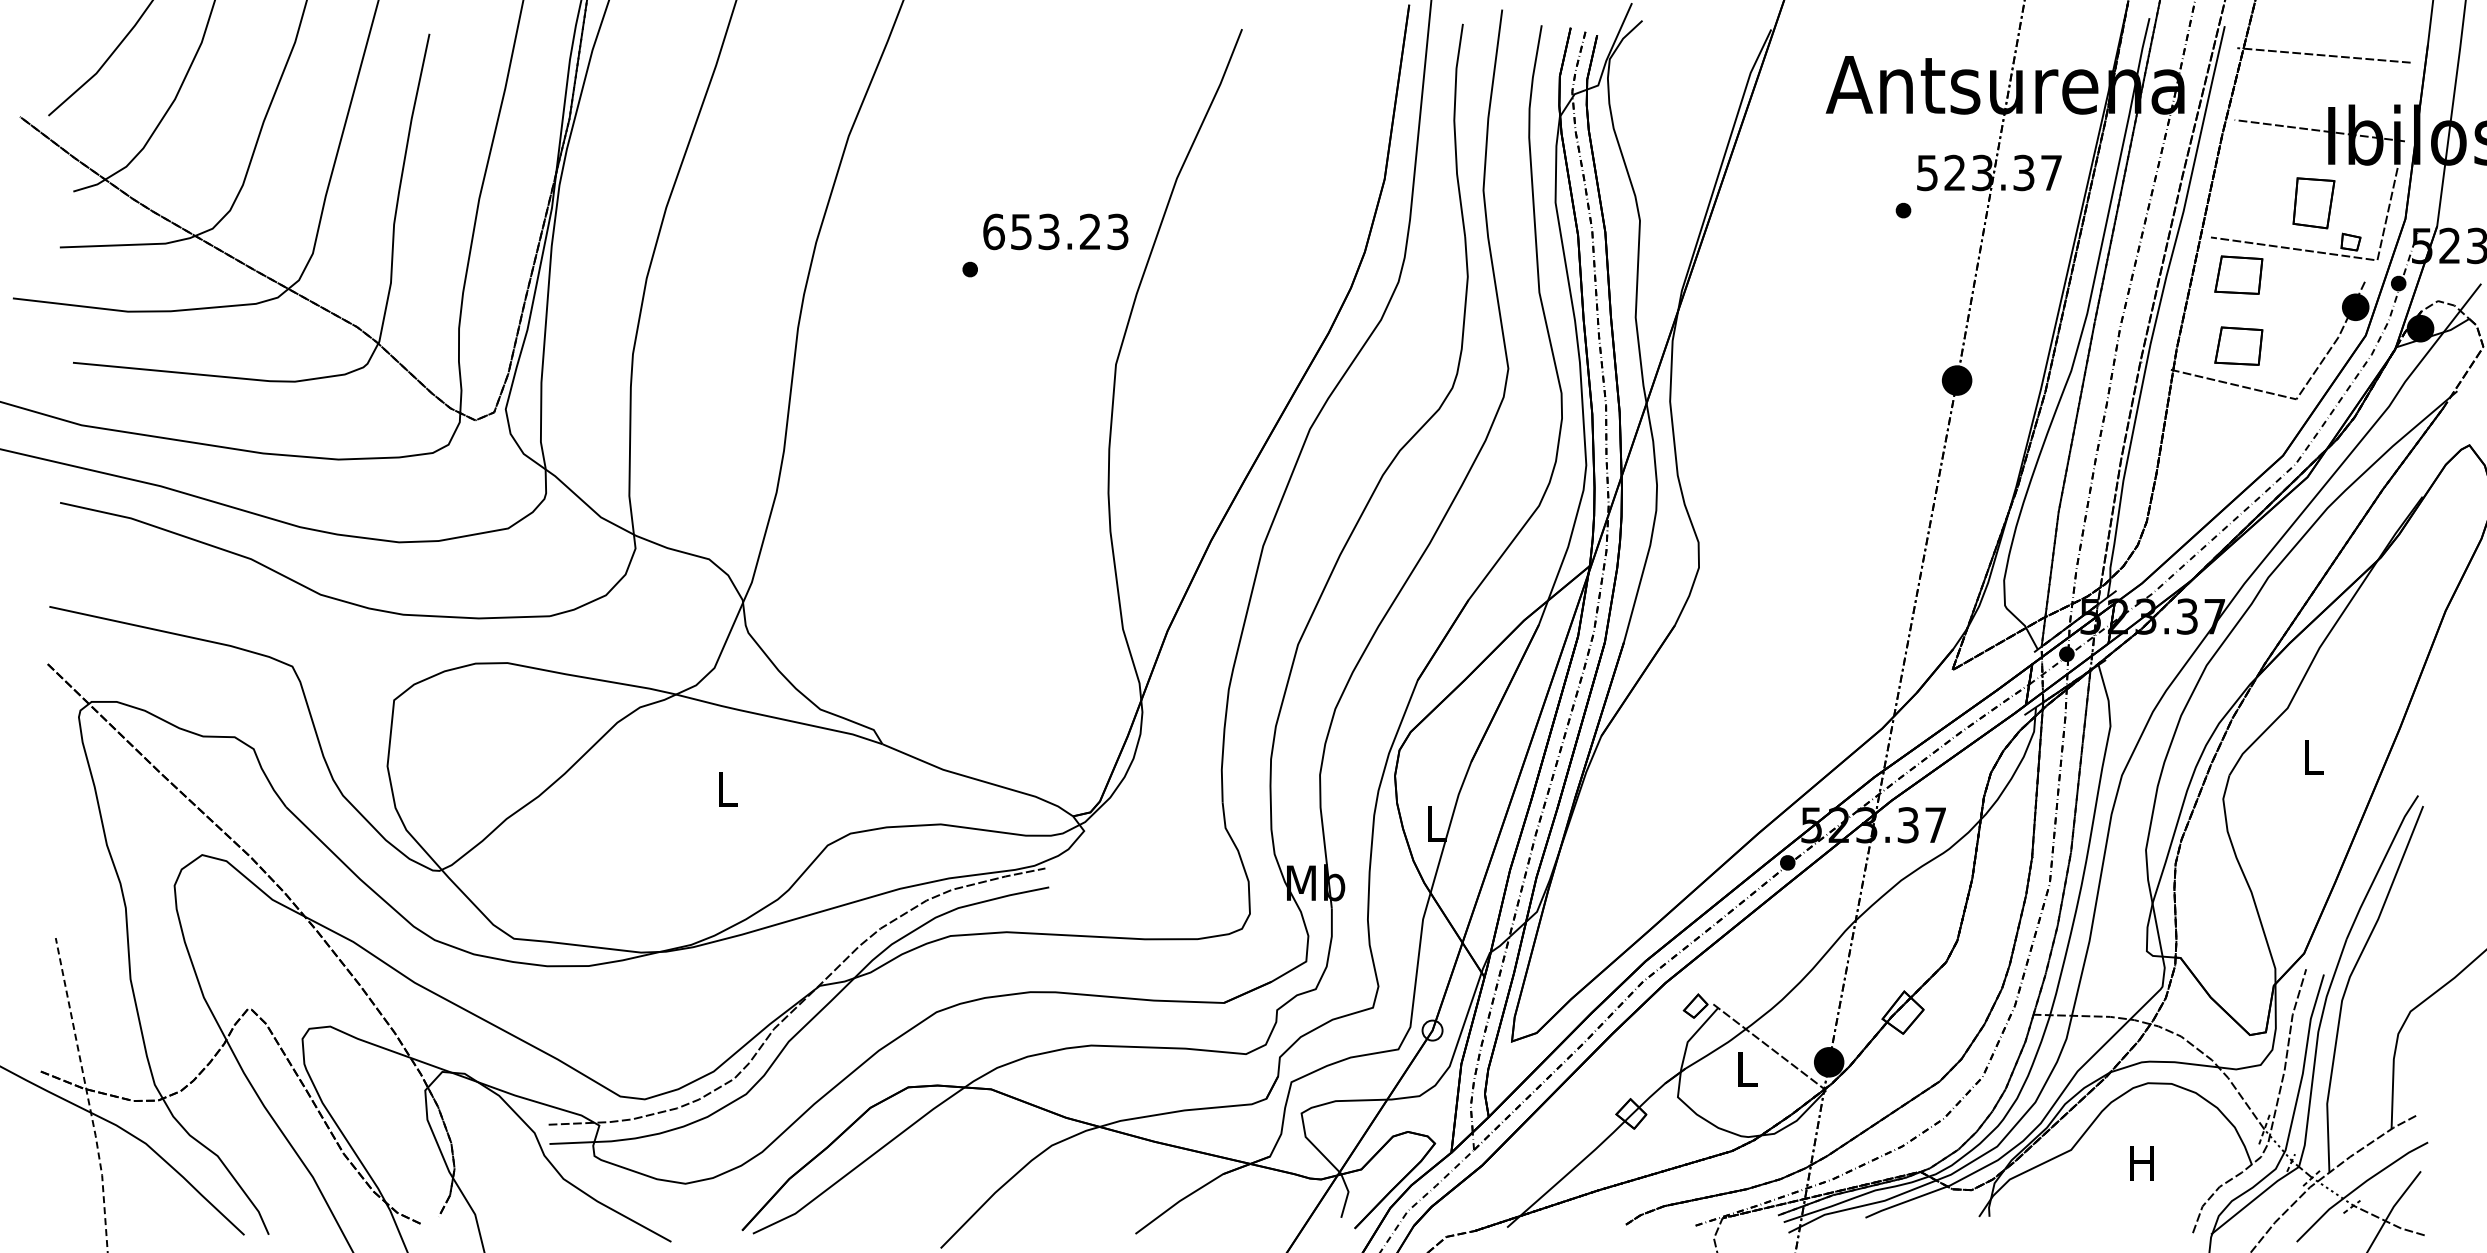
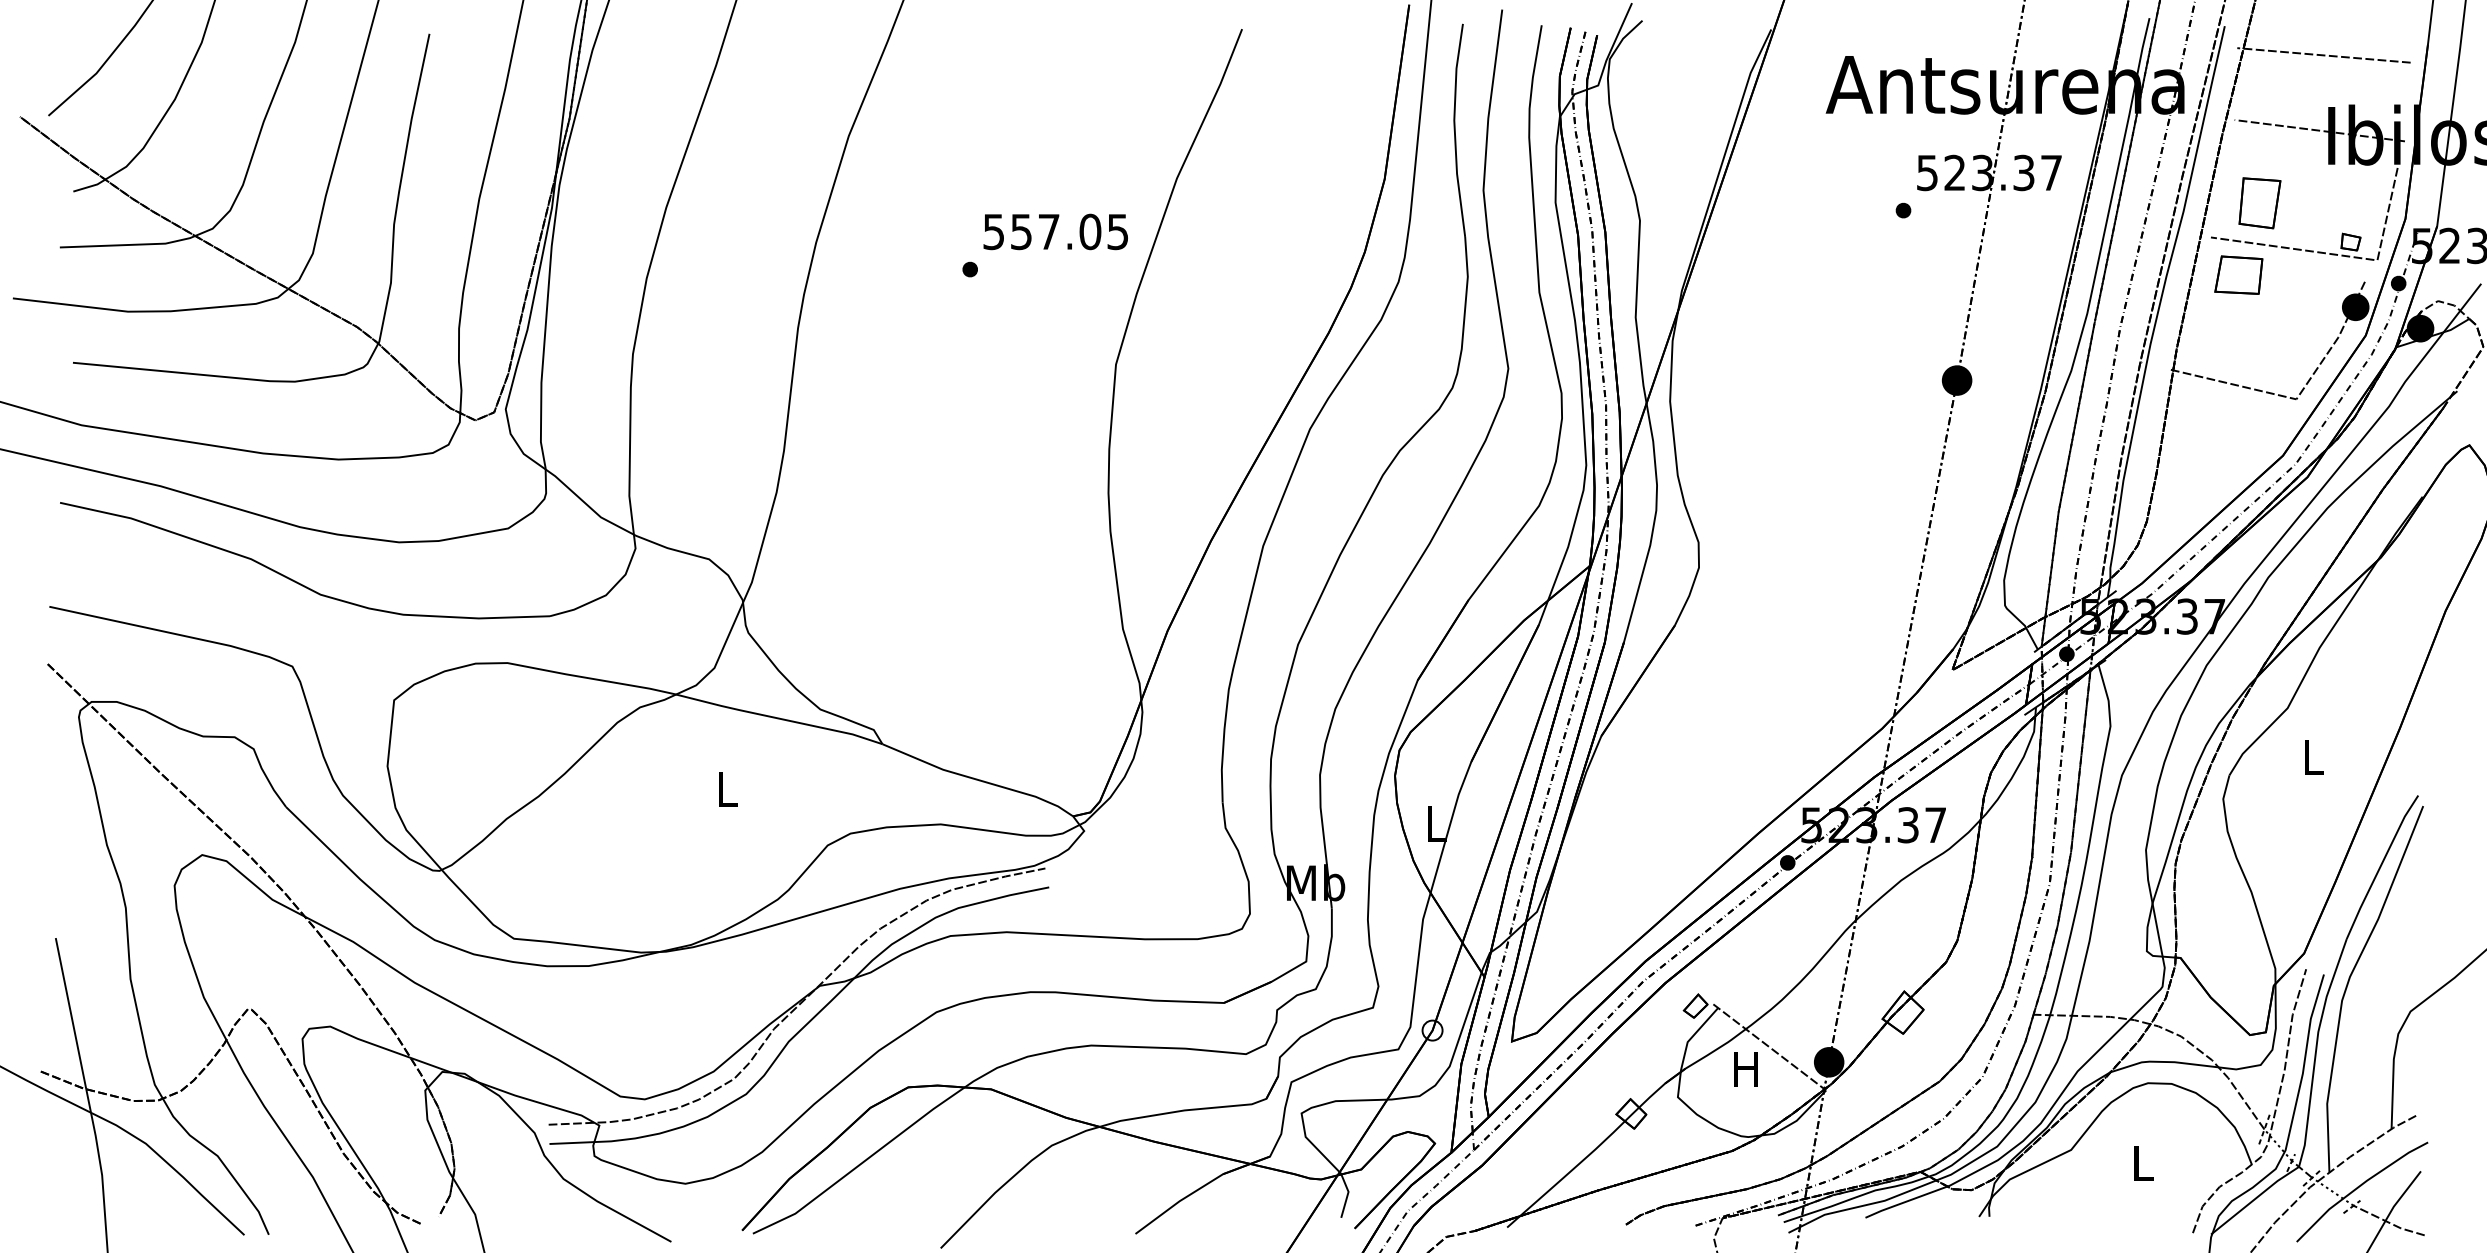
part position: (2313, 203) -> (2259, 203) (2259, 203)
text: 653.23 -> 557.05 (1055, 231)
part: present -> none (2238, 345)
text: L -> H (1745, 1069)
line: dashed -> solid (87, 1095)
text: H -> L (2141, 1163)
